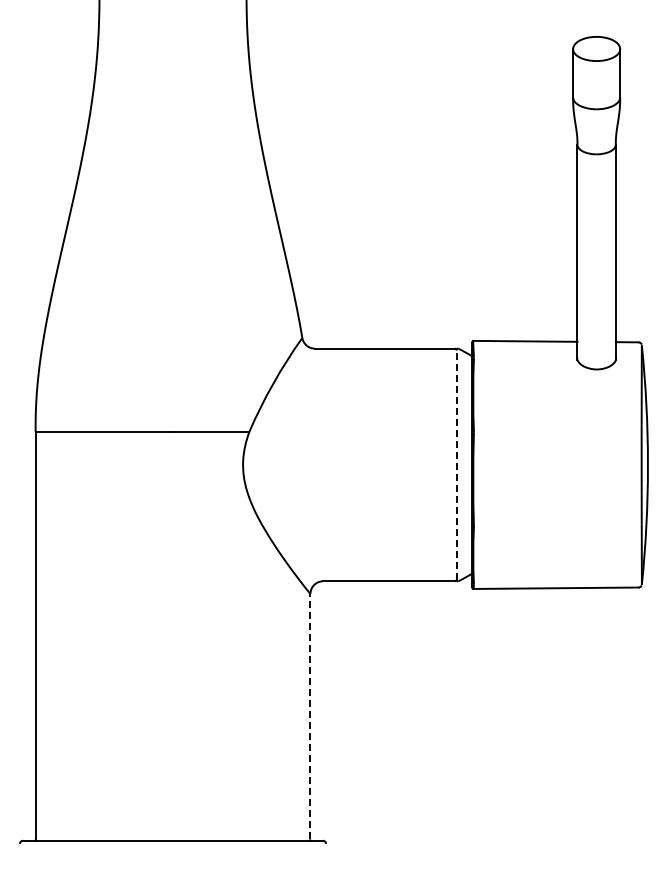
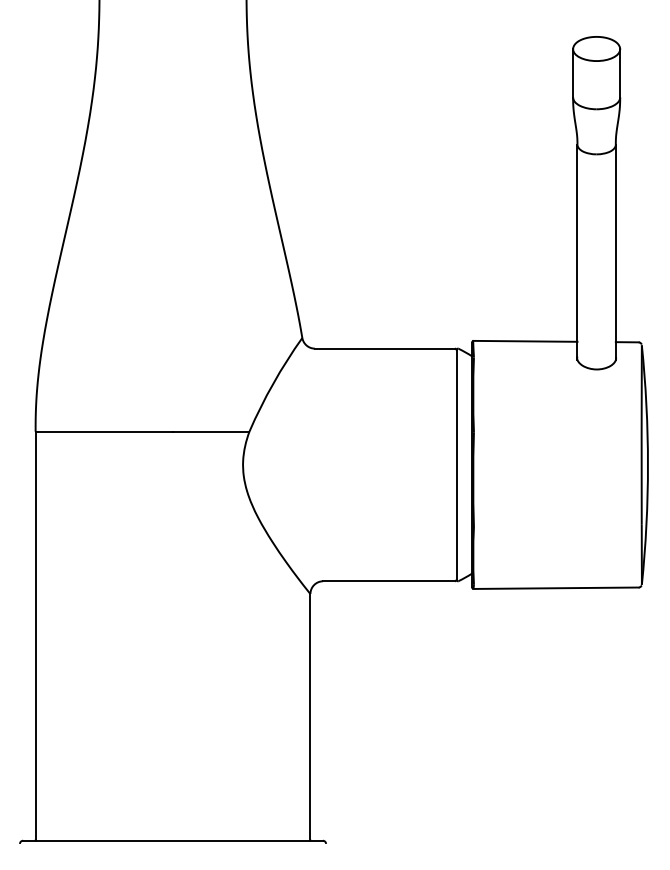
line: dashed -> solid (456, 464)
line: dashed -> solid (310, 716)
